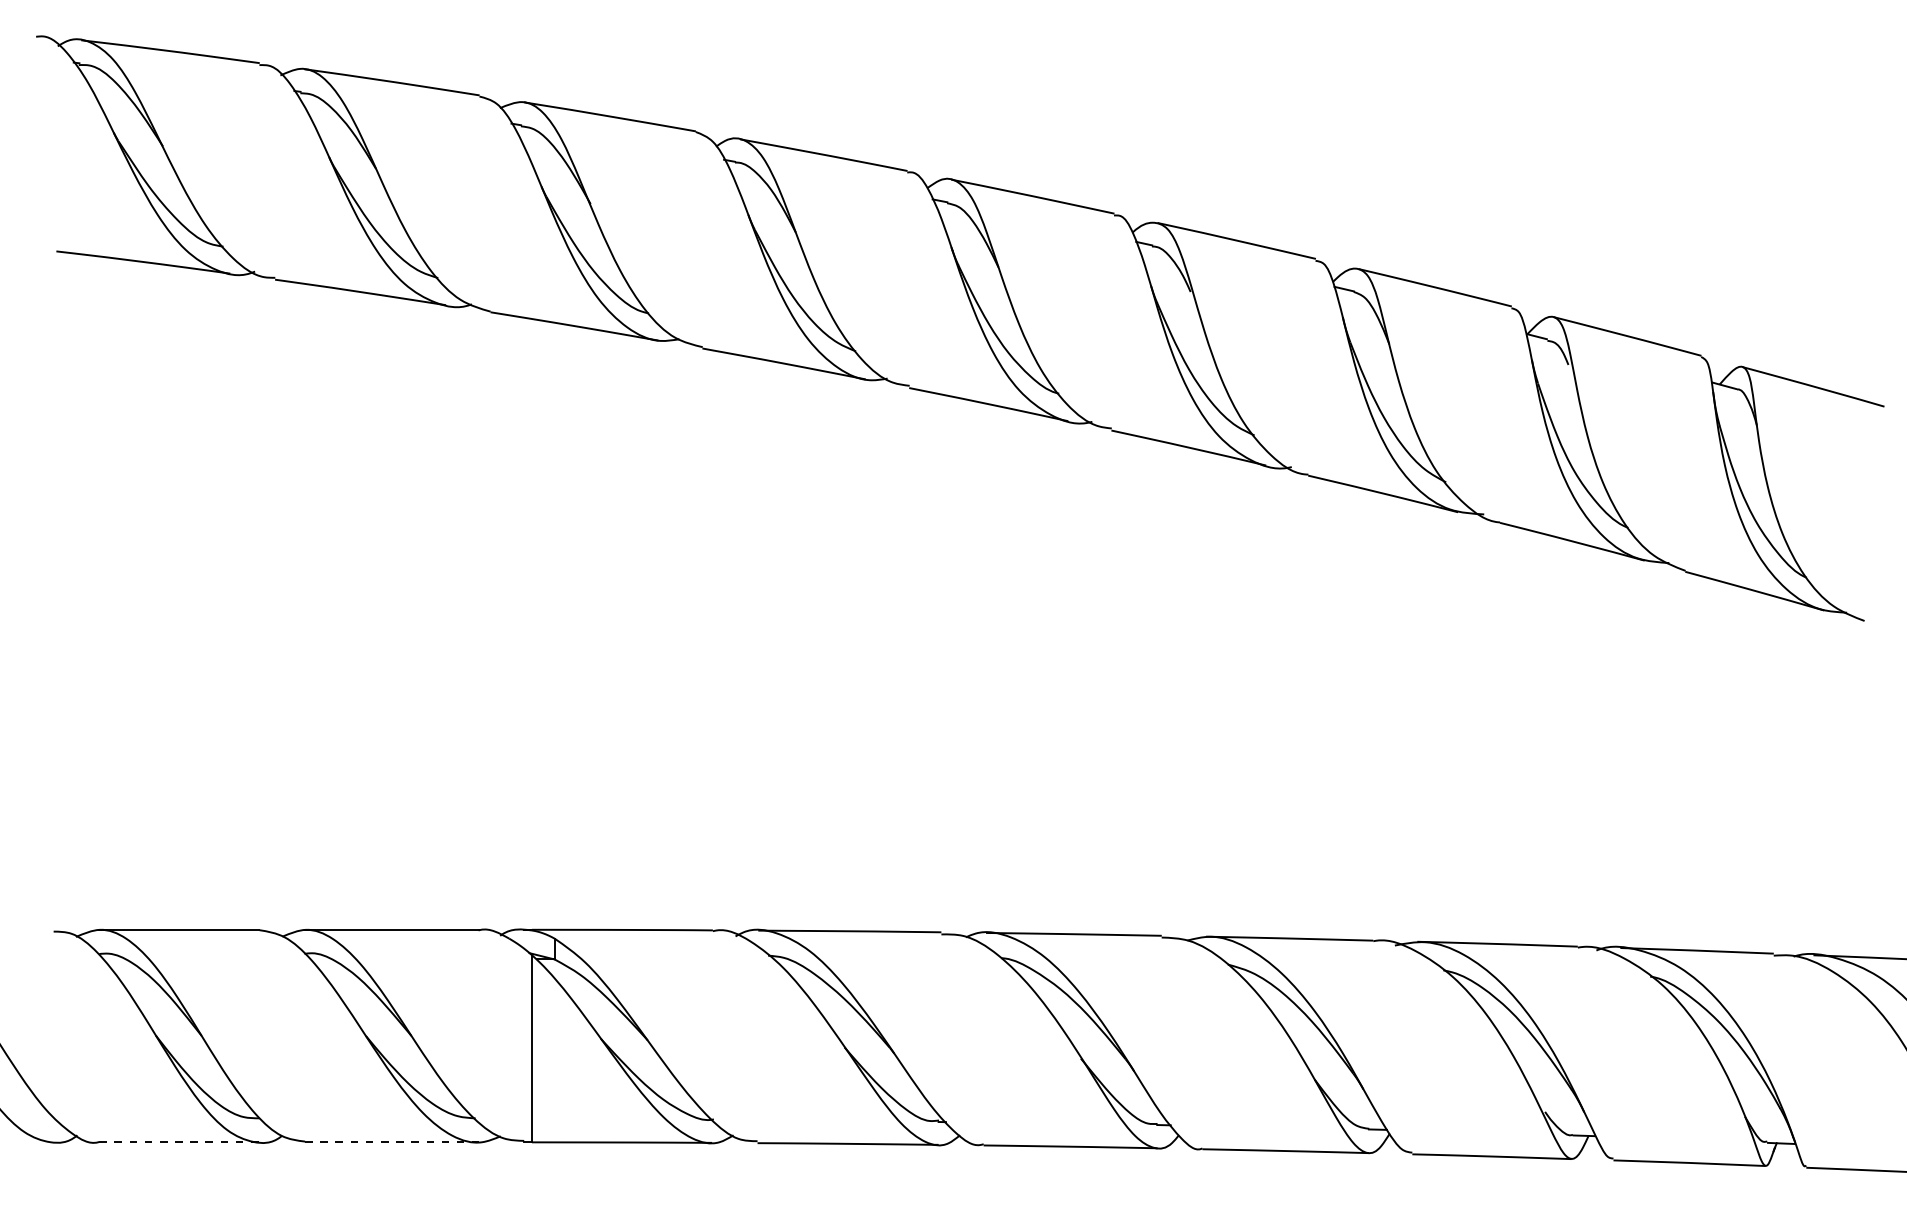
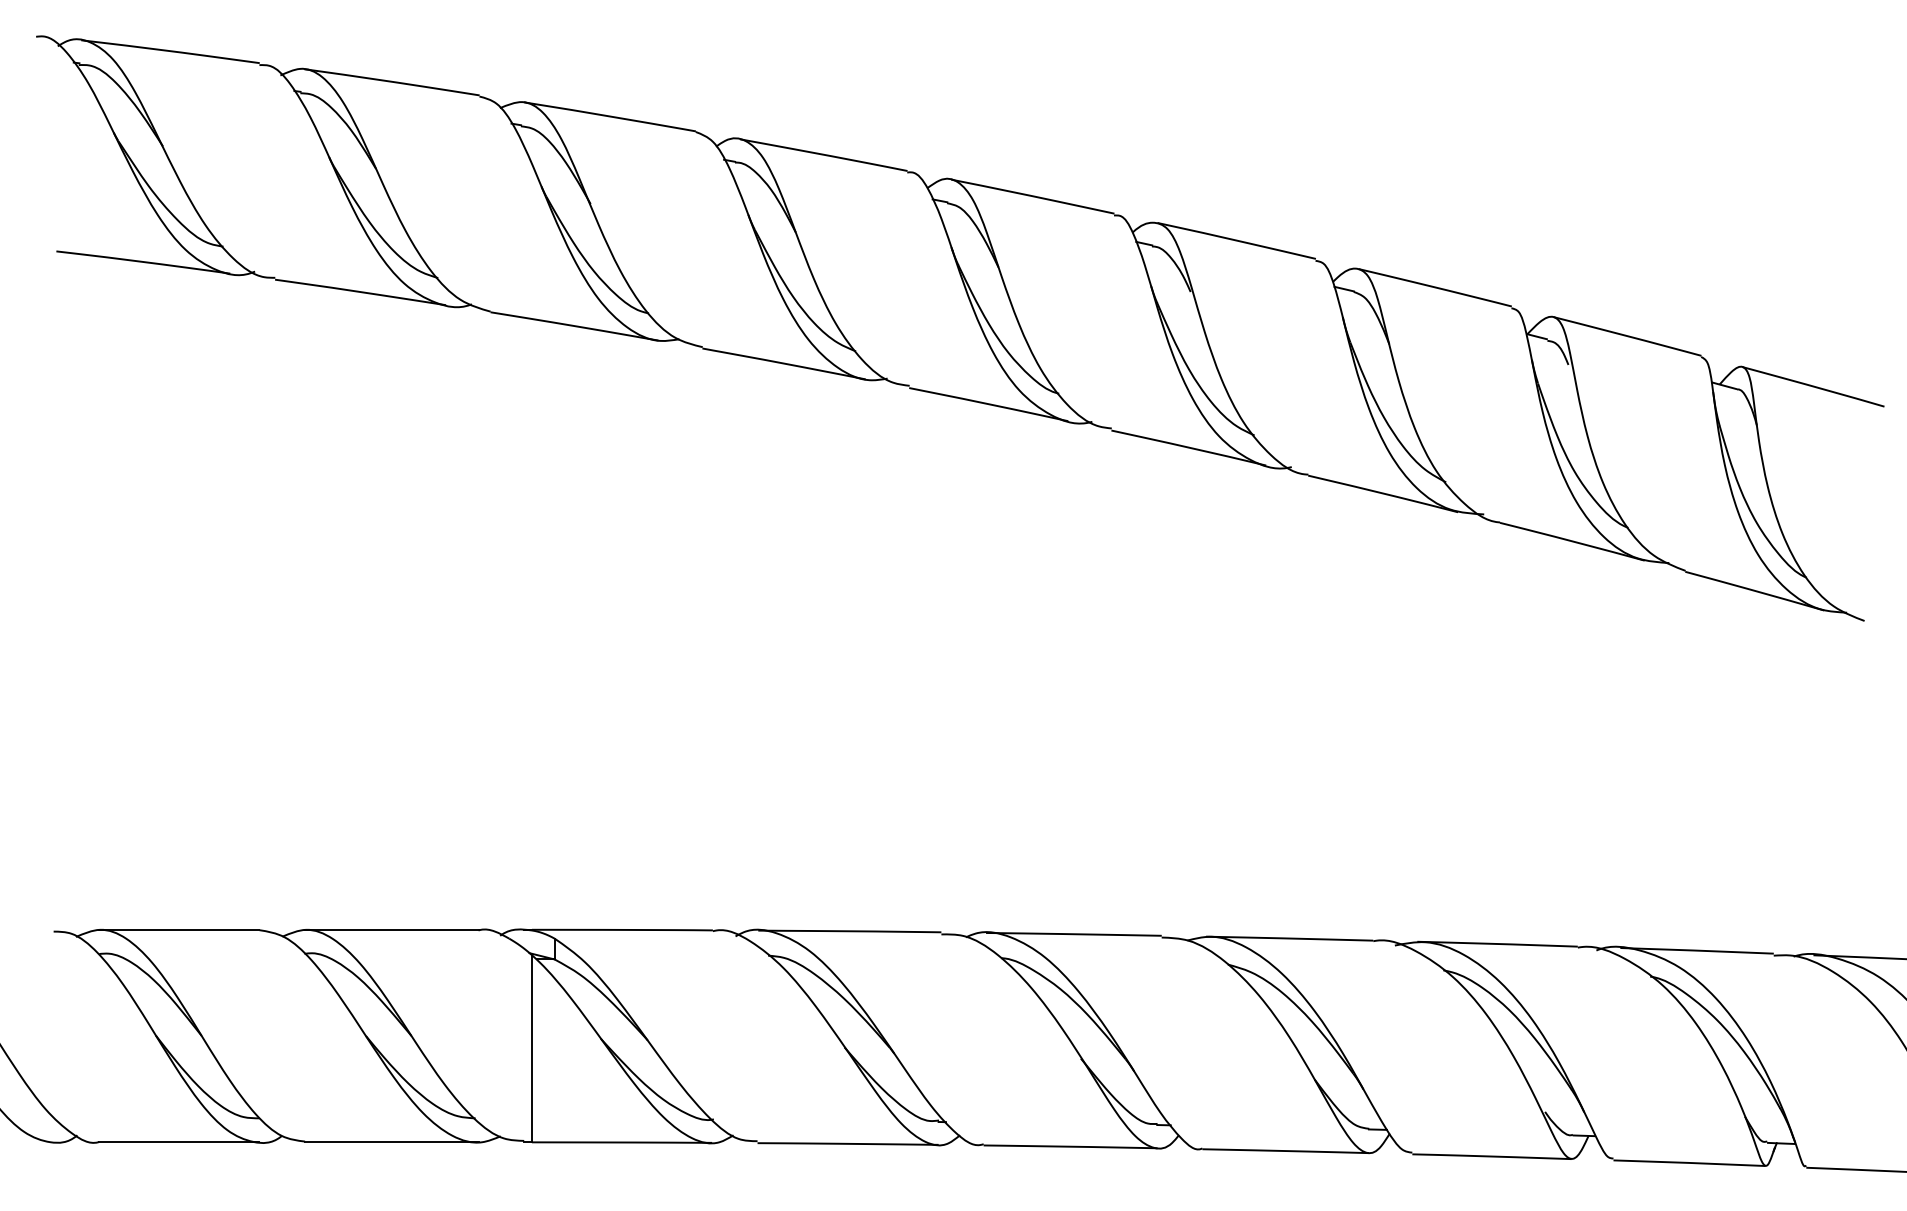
line: dashed -> solid (179, 1142)
line: dashed -> solid (391, 1142)
